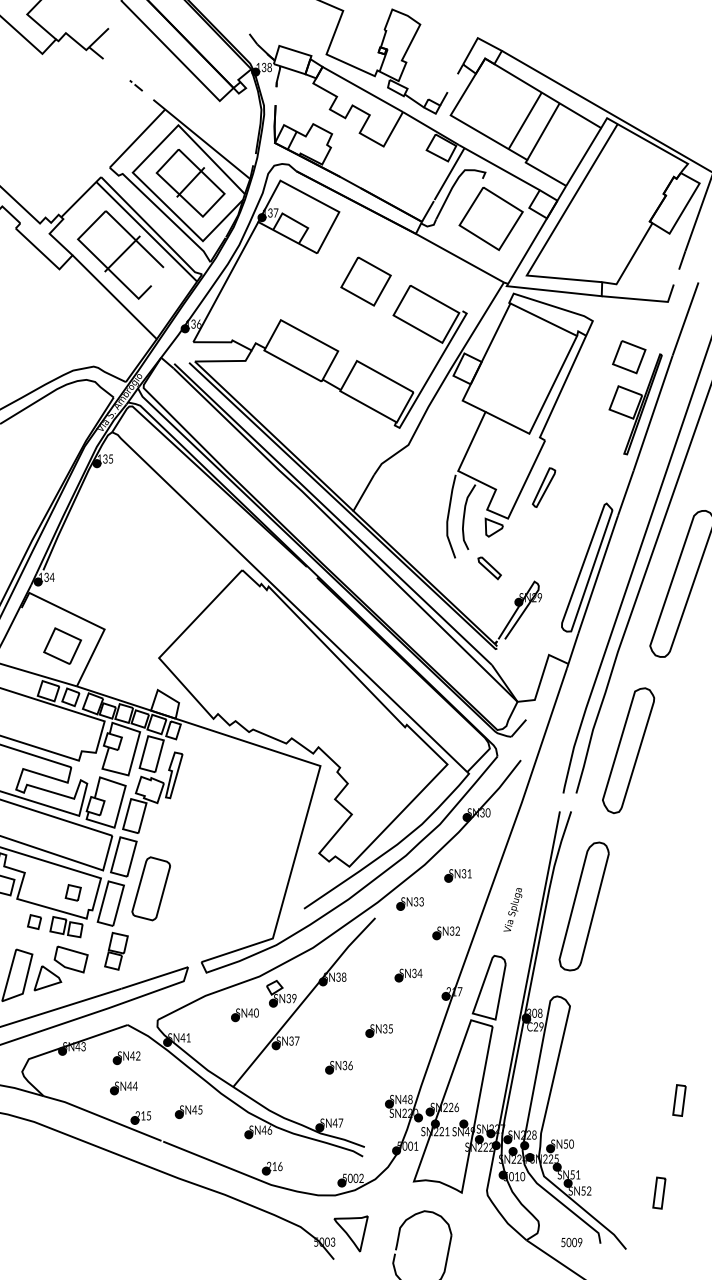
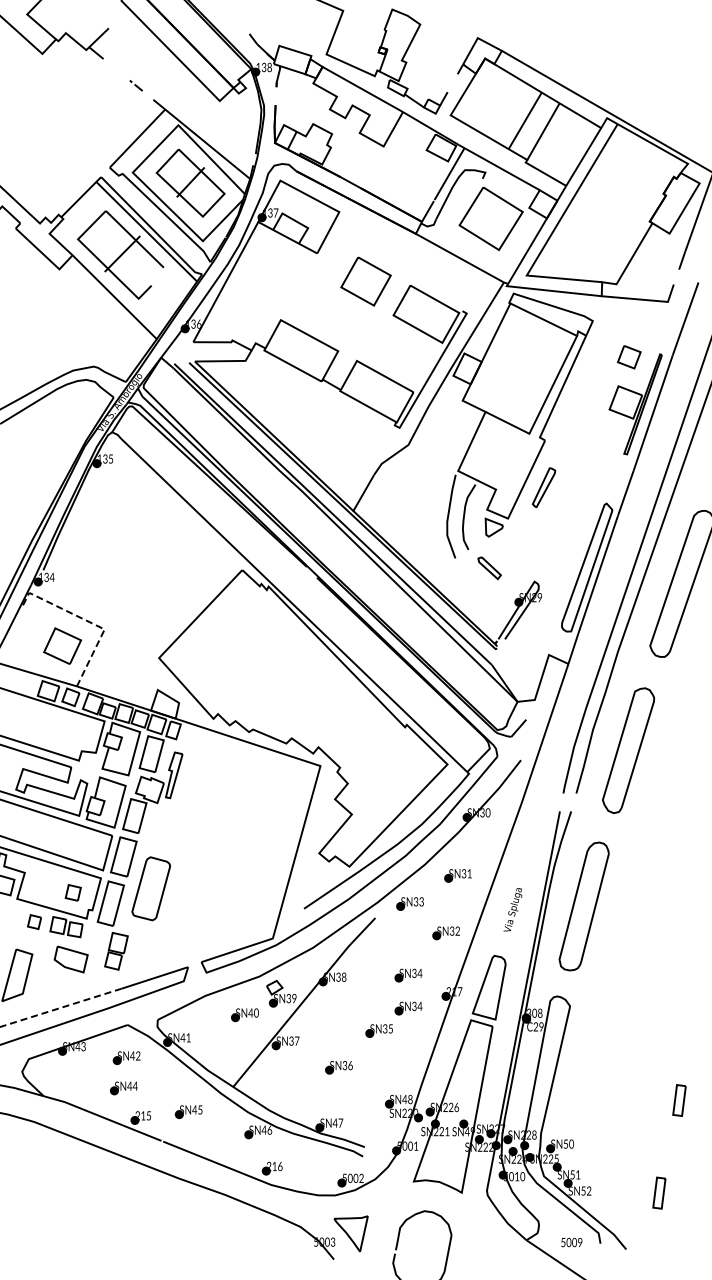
part size: 35x35 px -> 25x25 px (629, 357)
line: solid -> dashed (87, 621)
part: present -> none (47, 978)
line: solid -> dashed (61, 1007)
part: none -> present (408, 1008)
